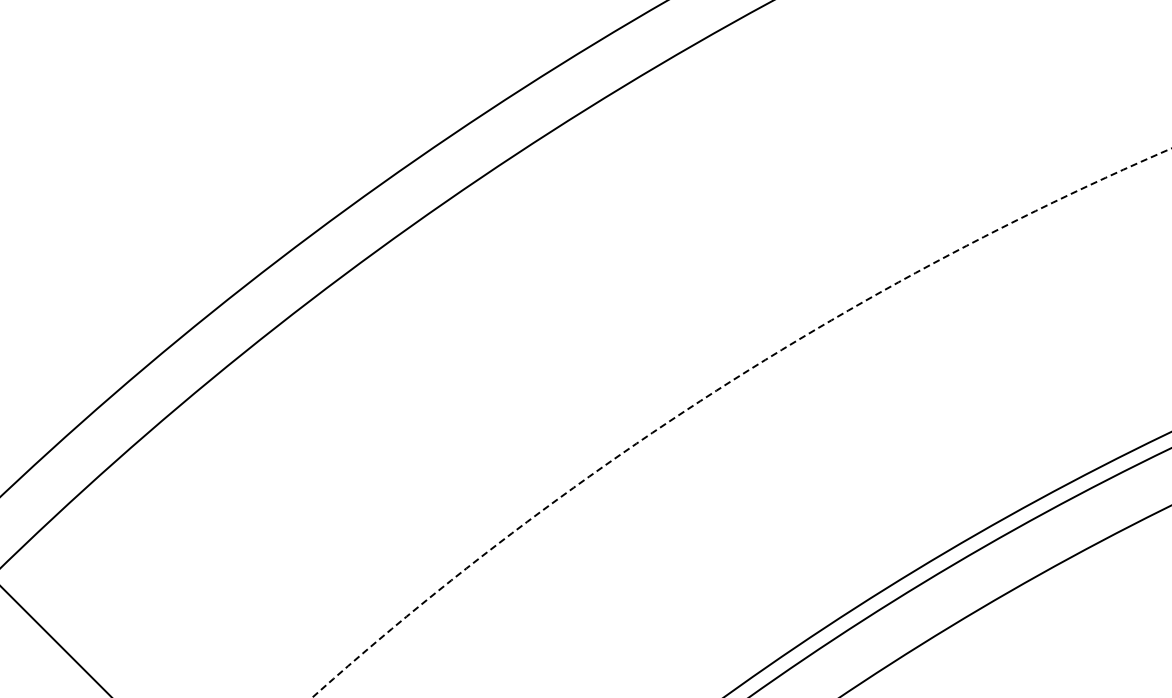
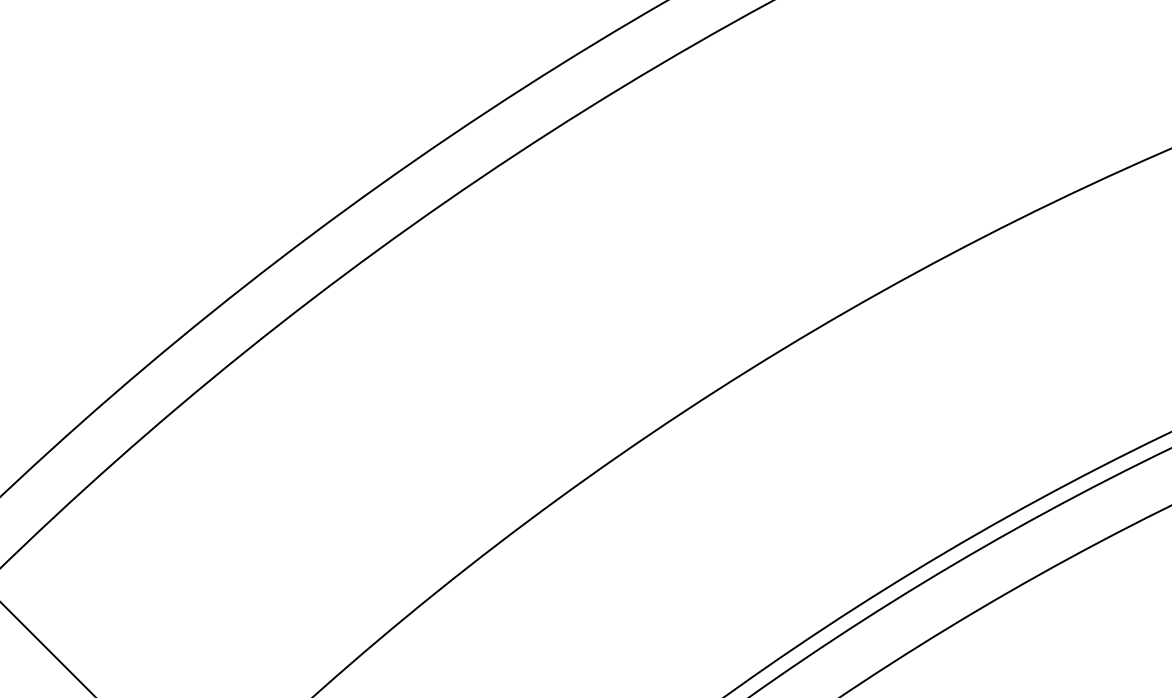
circle: dashed -> solid (741, 422)
line position: (55, 641) -> (47, 649) (47, 649)
